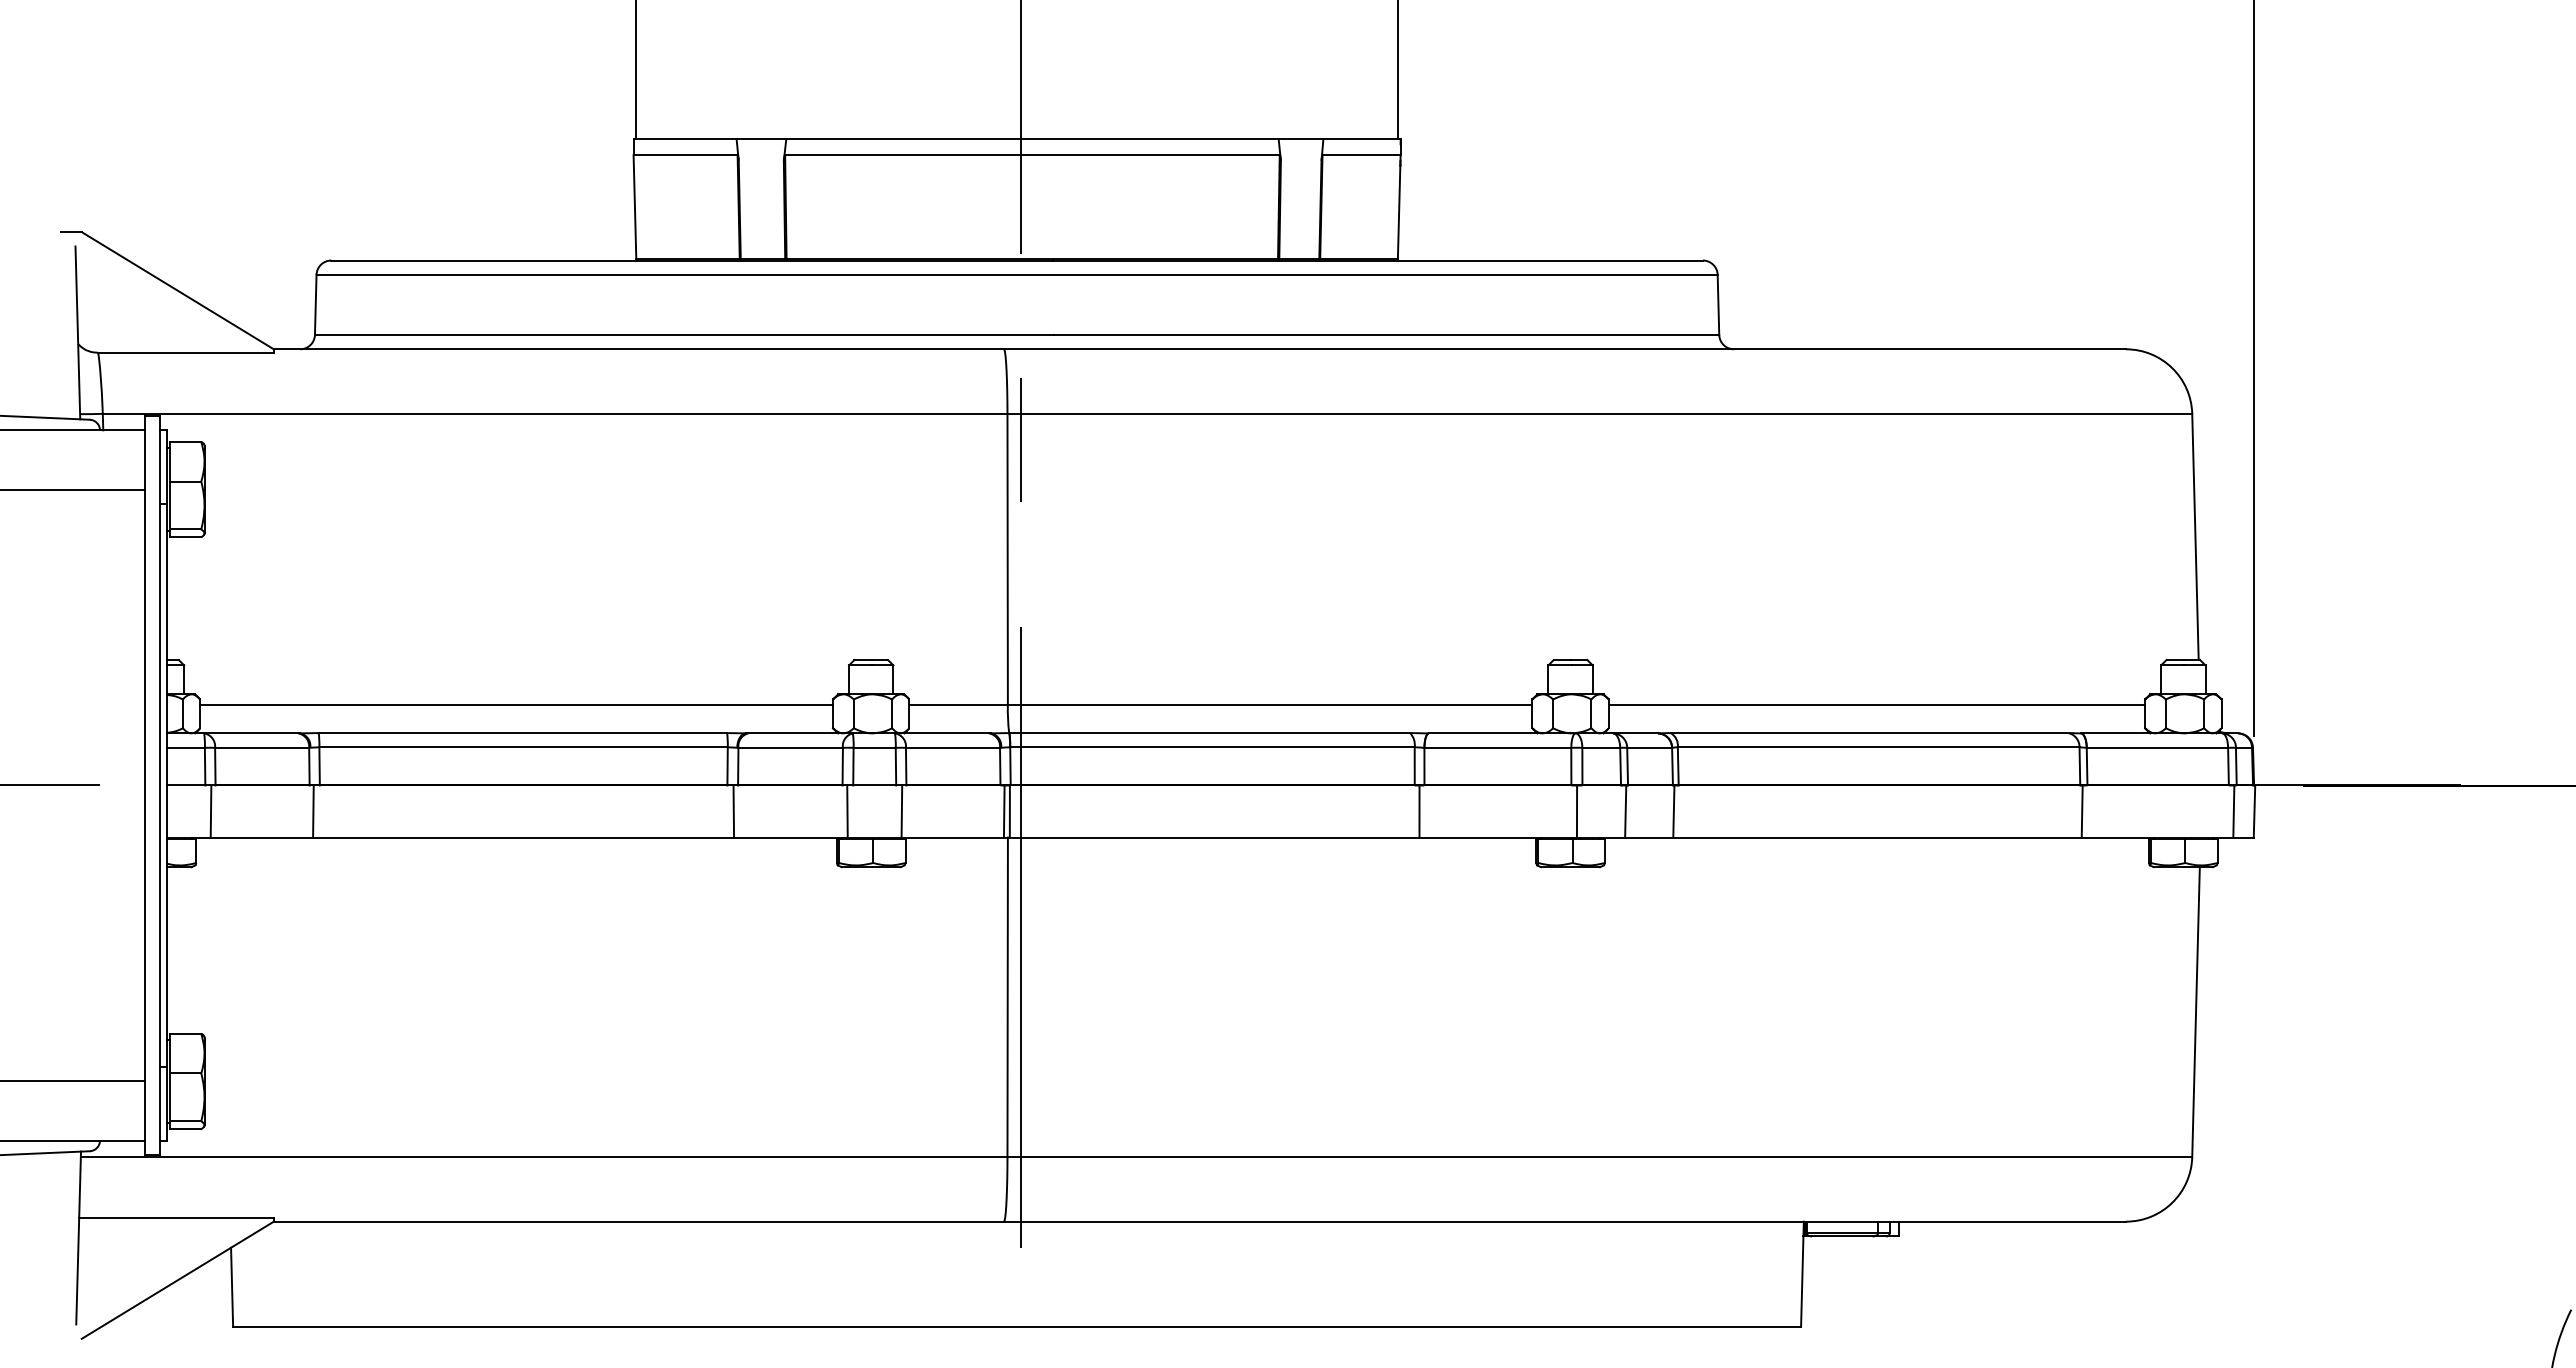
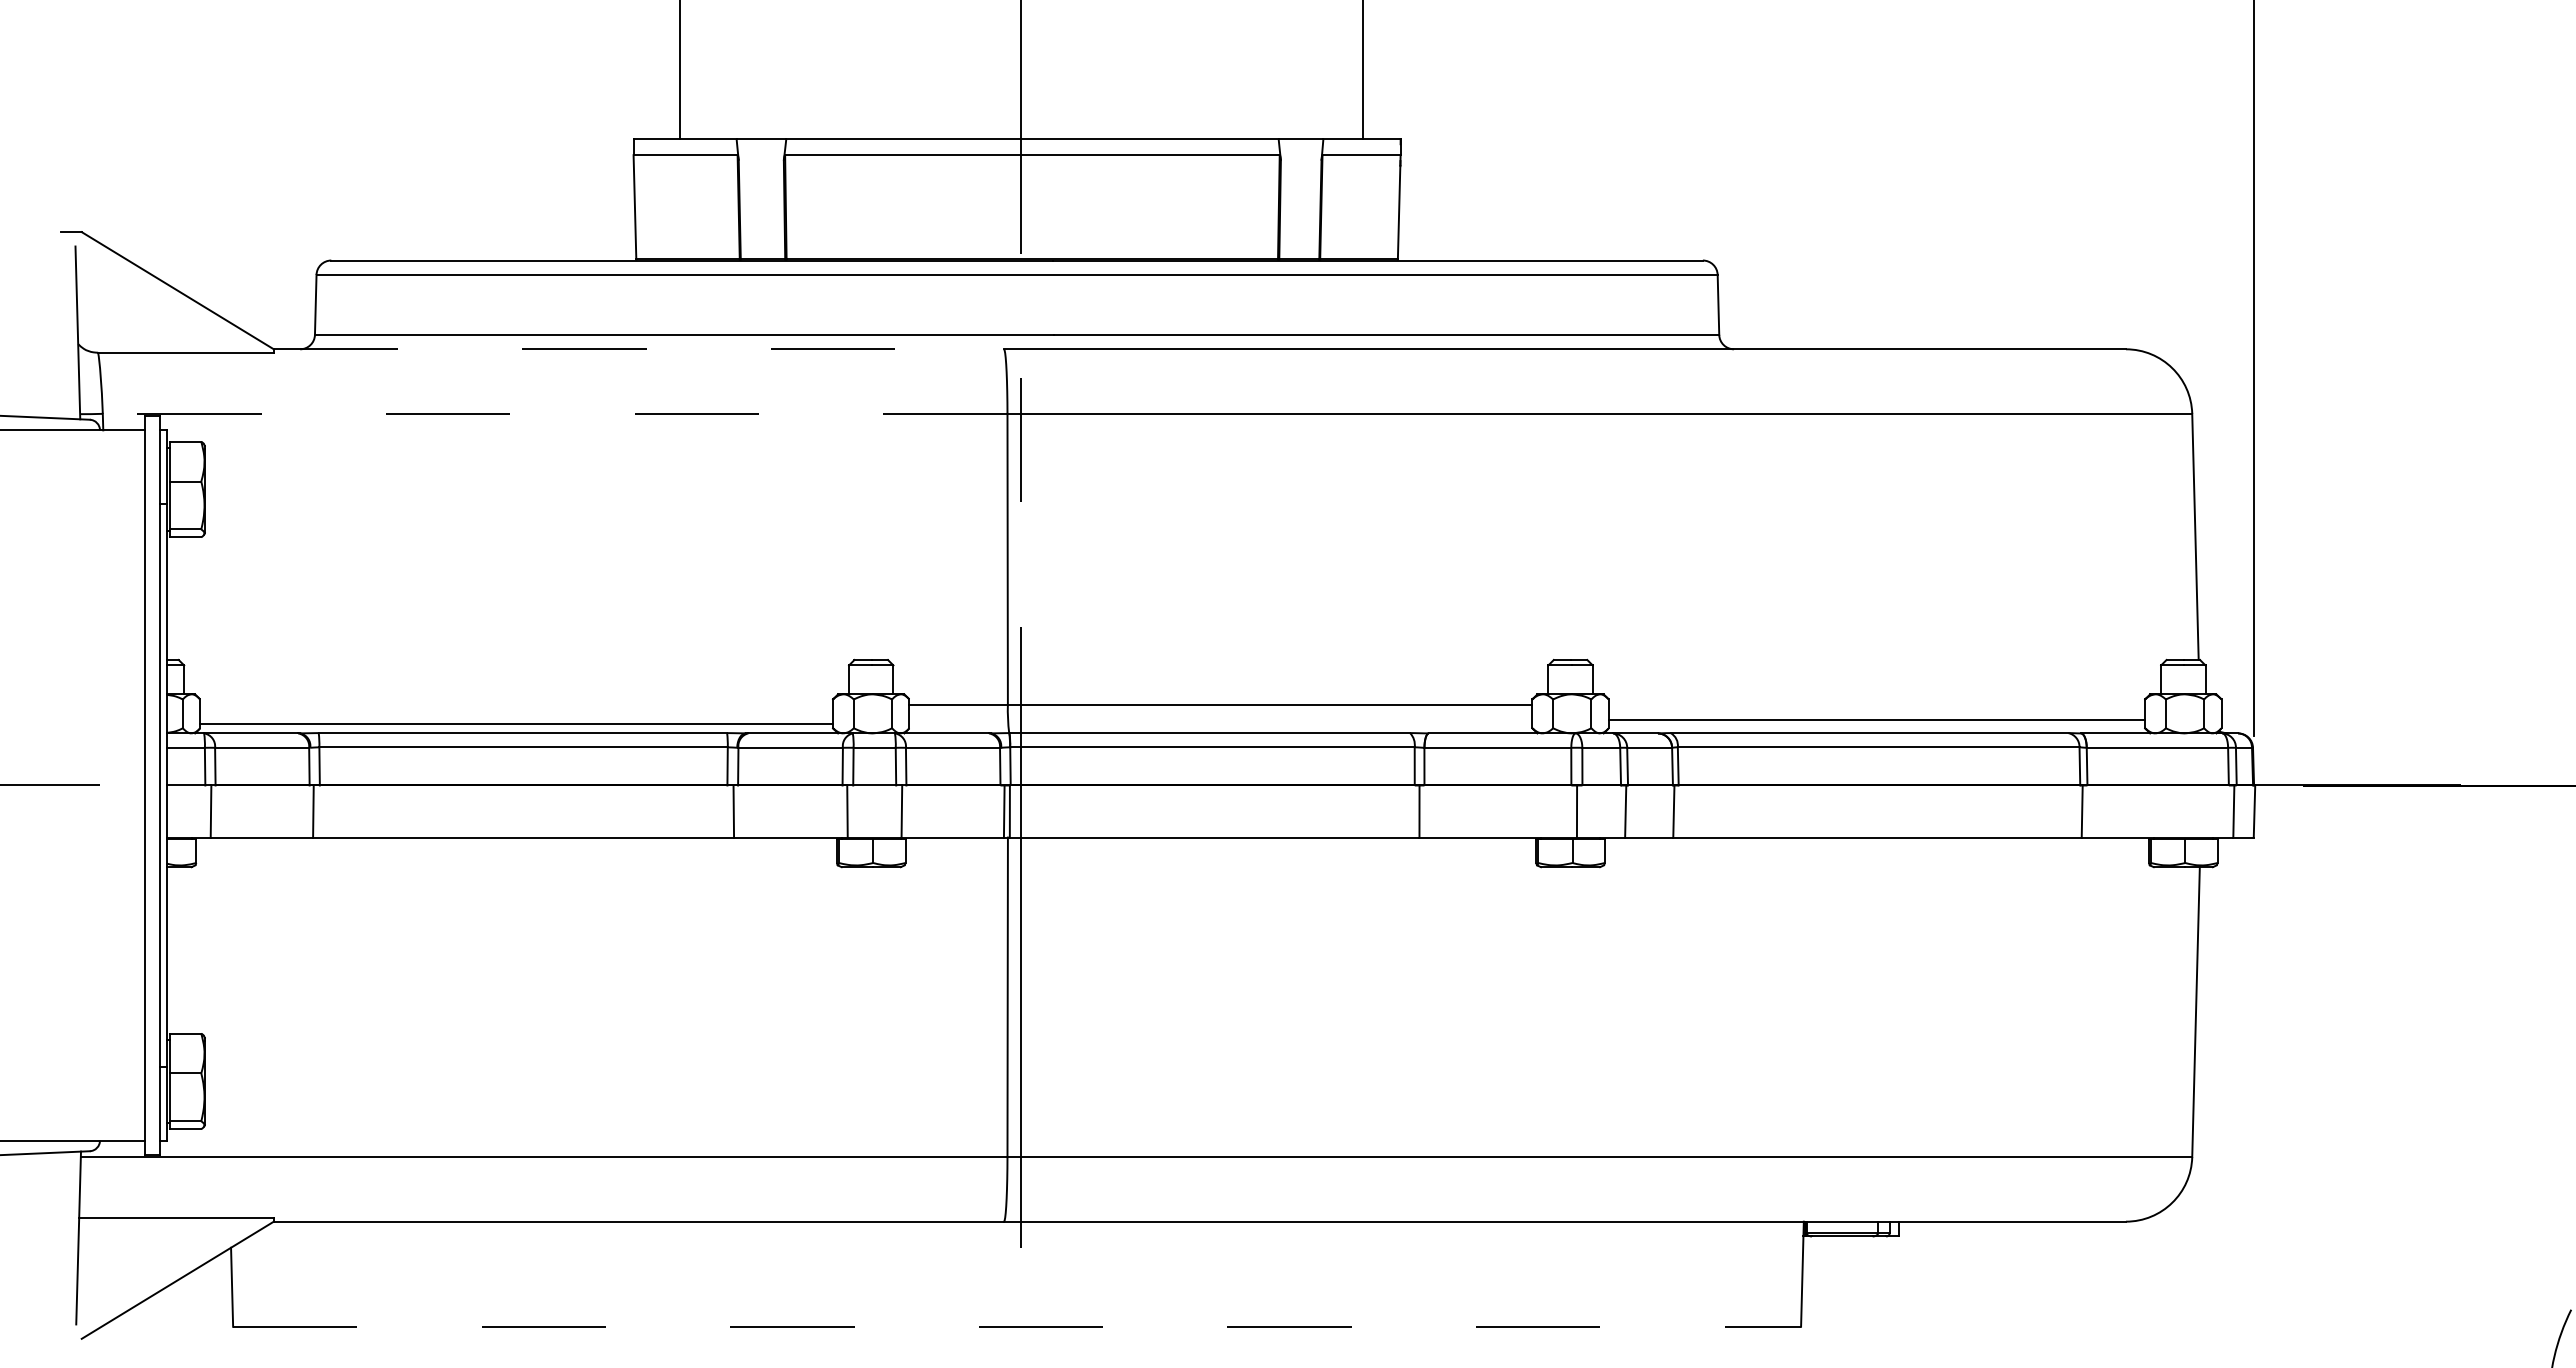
line position: (636, 70) -> (680, 70) (680, 70)
line position: (1397, 70) -> (1362, 70) (1362, 70)
line: solid -> dashed (639, 349)
line: solid -> dashed (554, 413)
line: present -> none (73, 489)
line position: (516, 704) -> (516, 723) (516, 723)
line position: (1876, 704) -> (1876, 719) (1876, 719)
line: present -> none (73, 1081)
line: solid -> dashed (1017, 1326)
